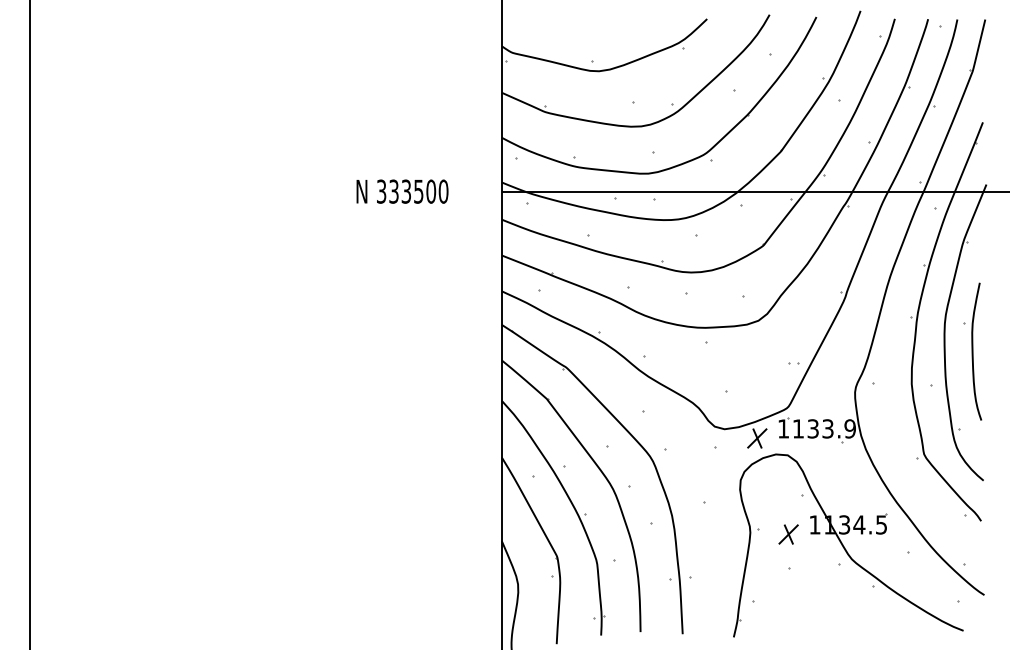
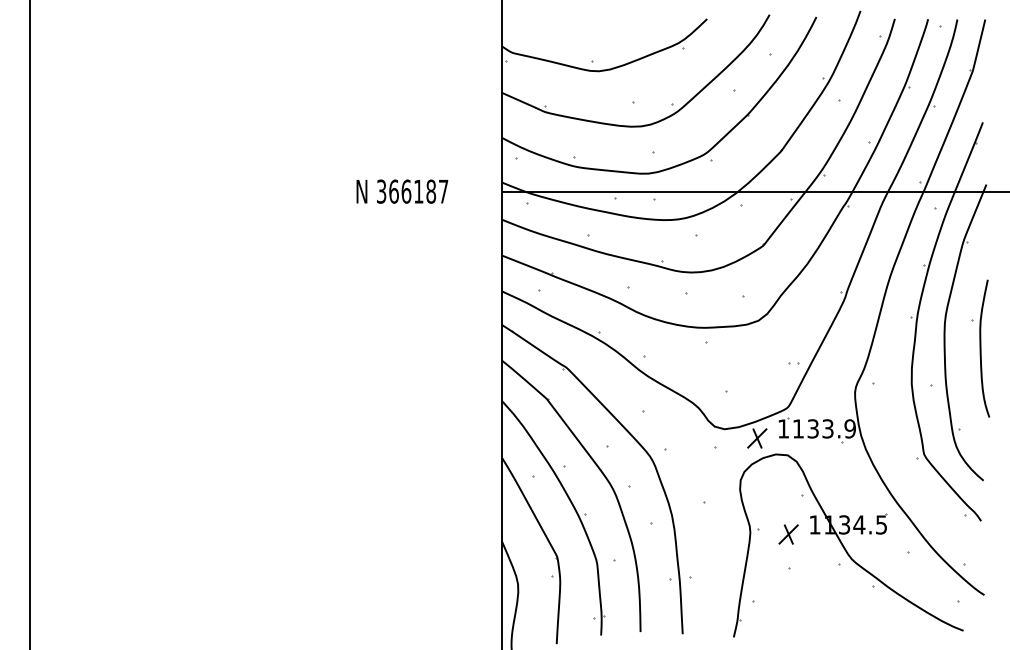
text: 333500 -> 366187 (418, 191)
part position: (972, 351) -> (980, 348) (980, 348)
